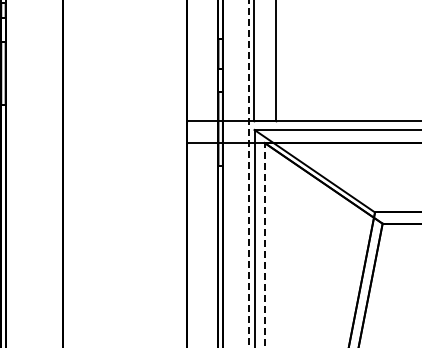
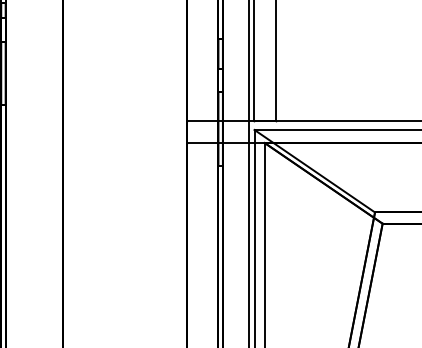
line: dashed -> solid (249, 174)
line: dashed -> solid (264, 244)
